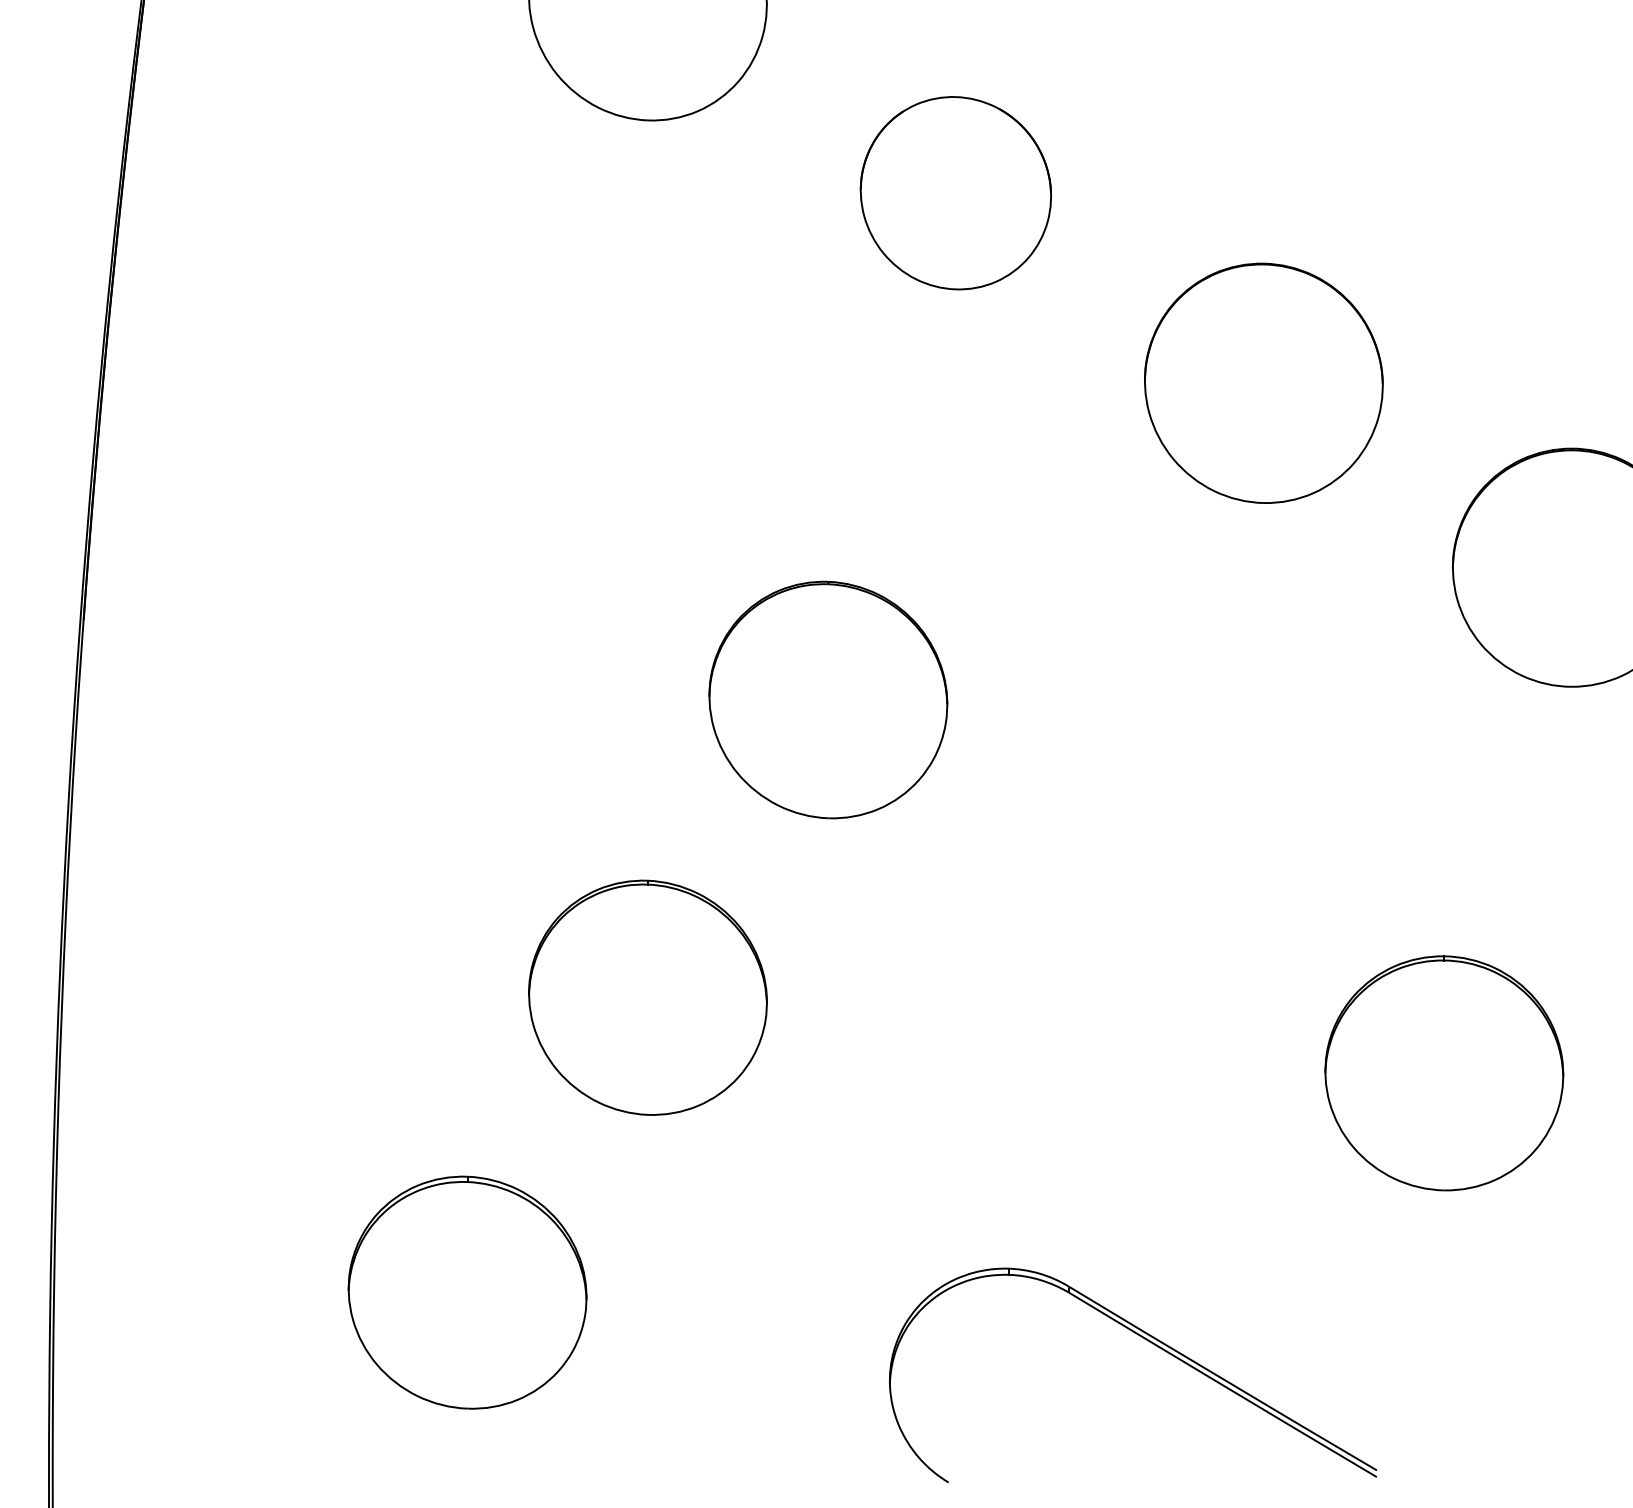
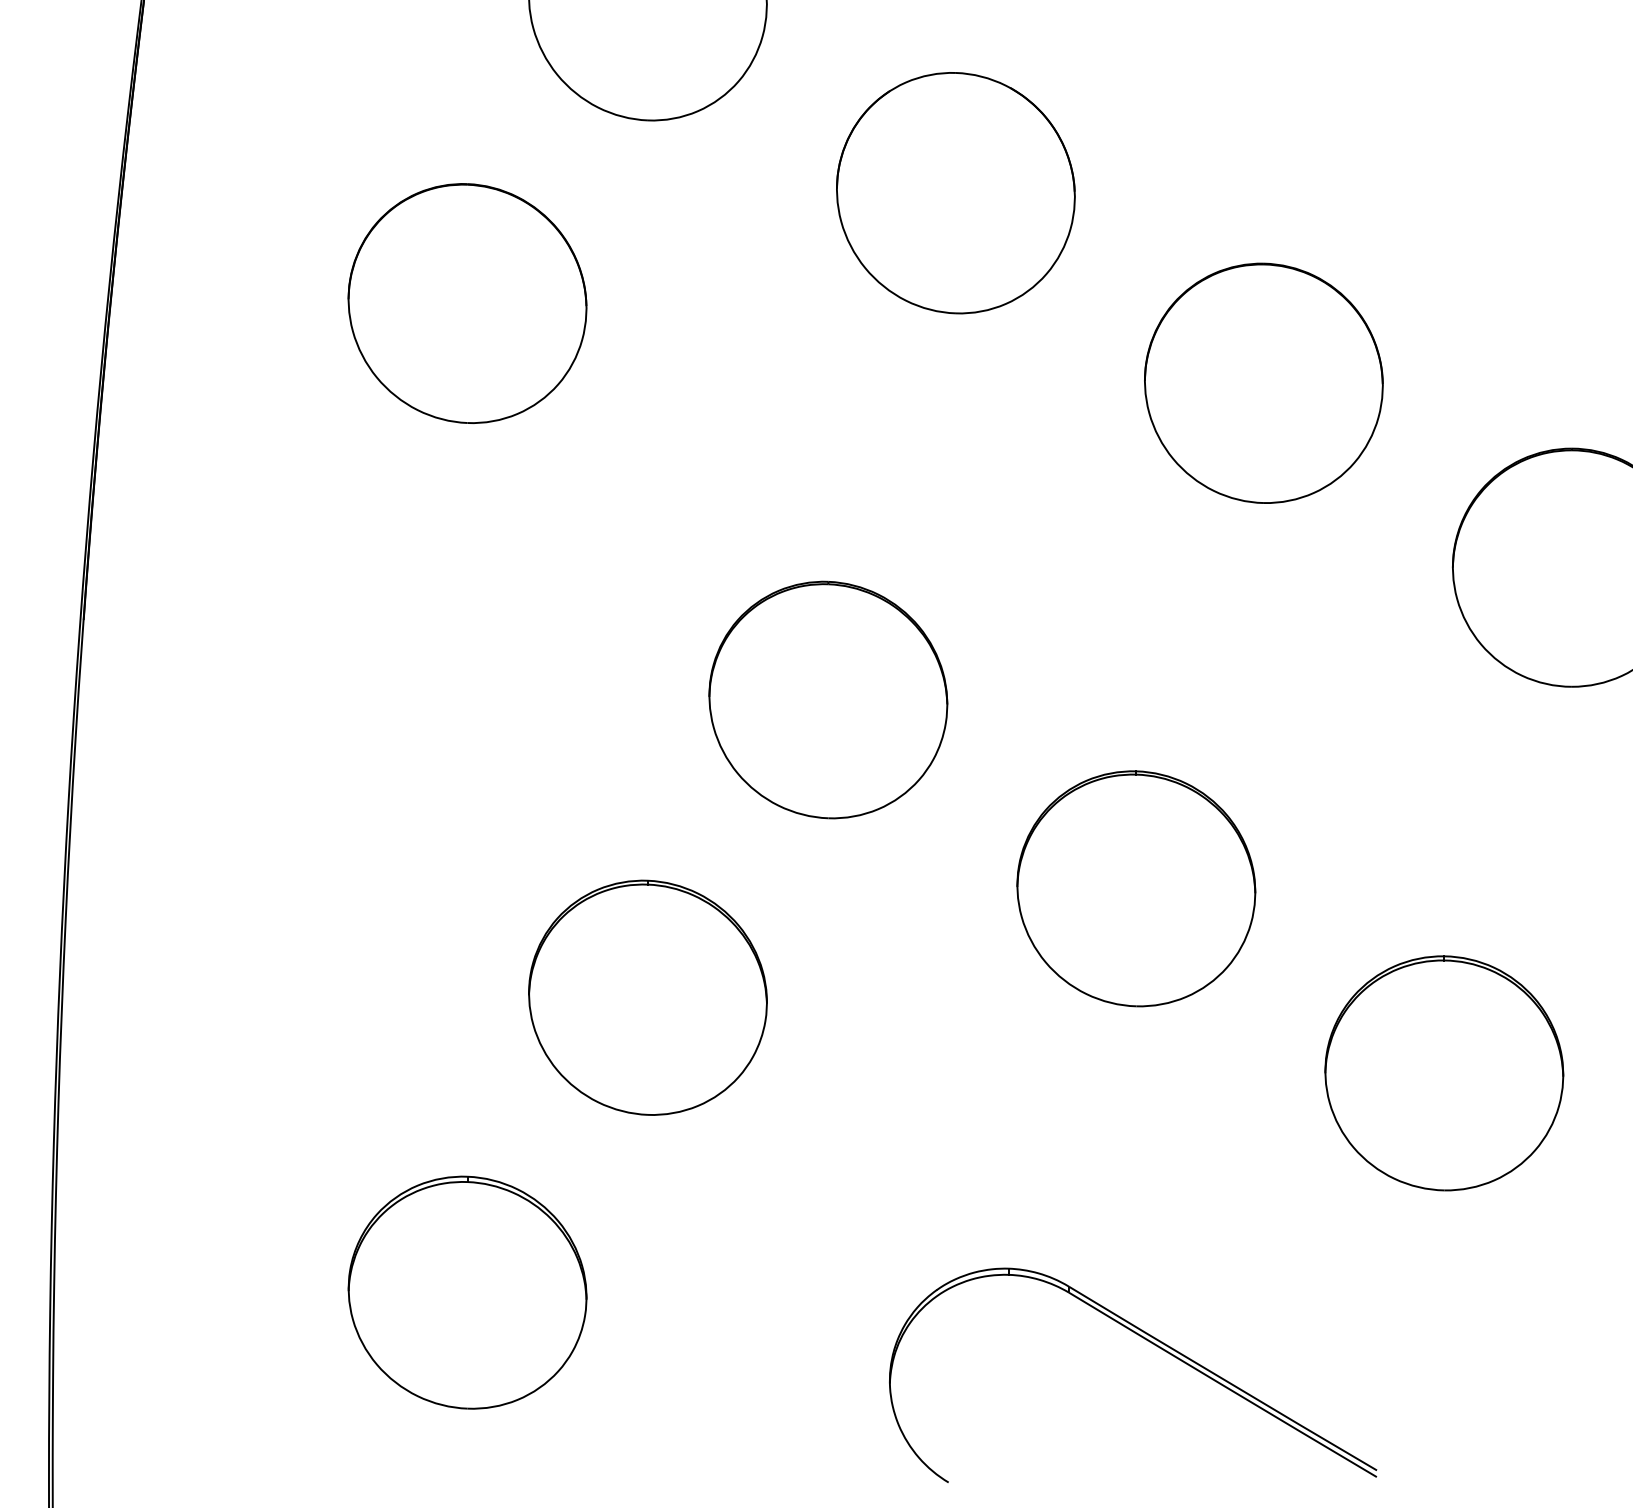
part size: 193x195 px -> 240x243 px (955, 193)
part: none -> present (467, 303)
part: none -> present (1136, 888)
